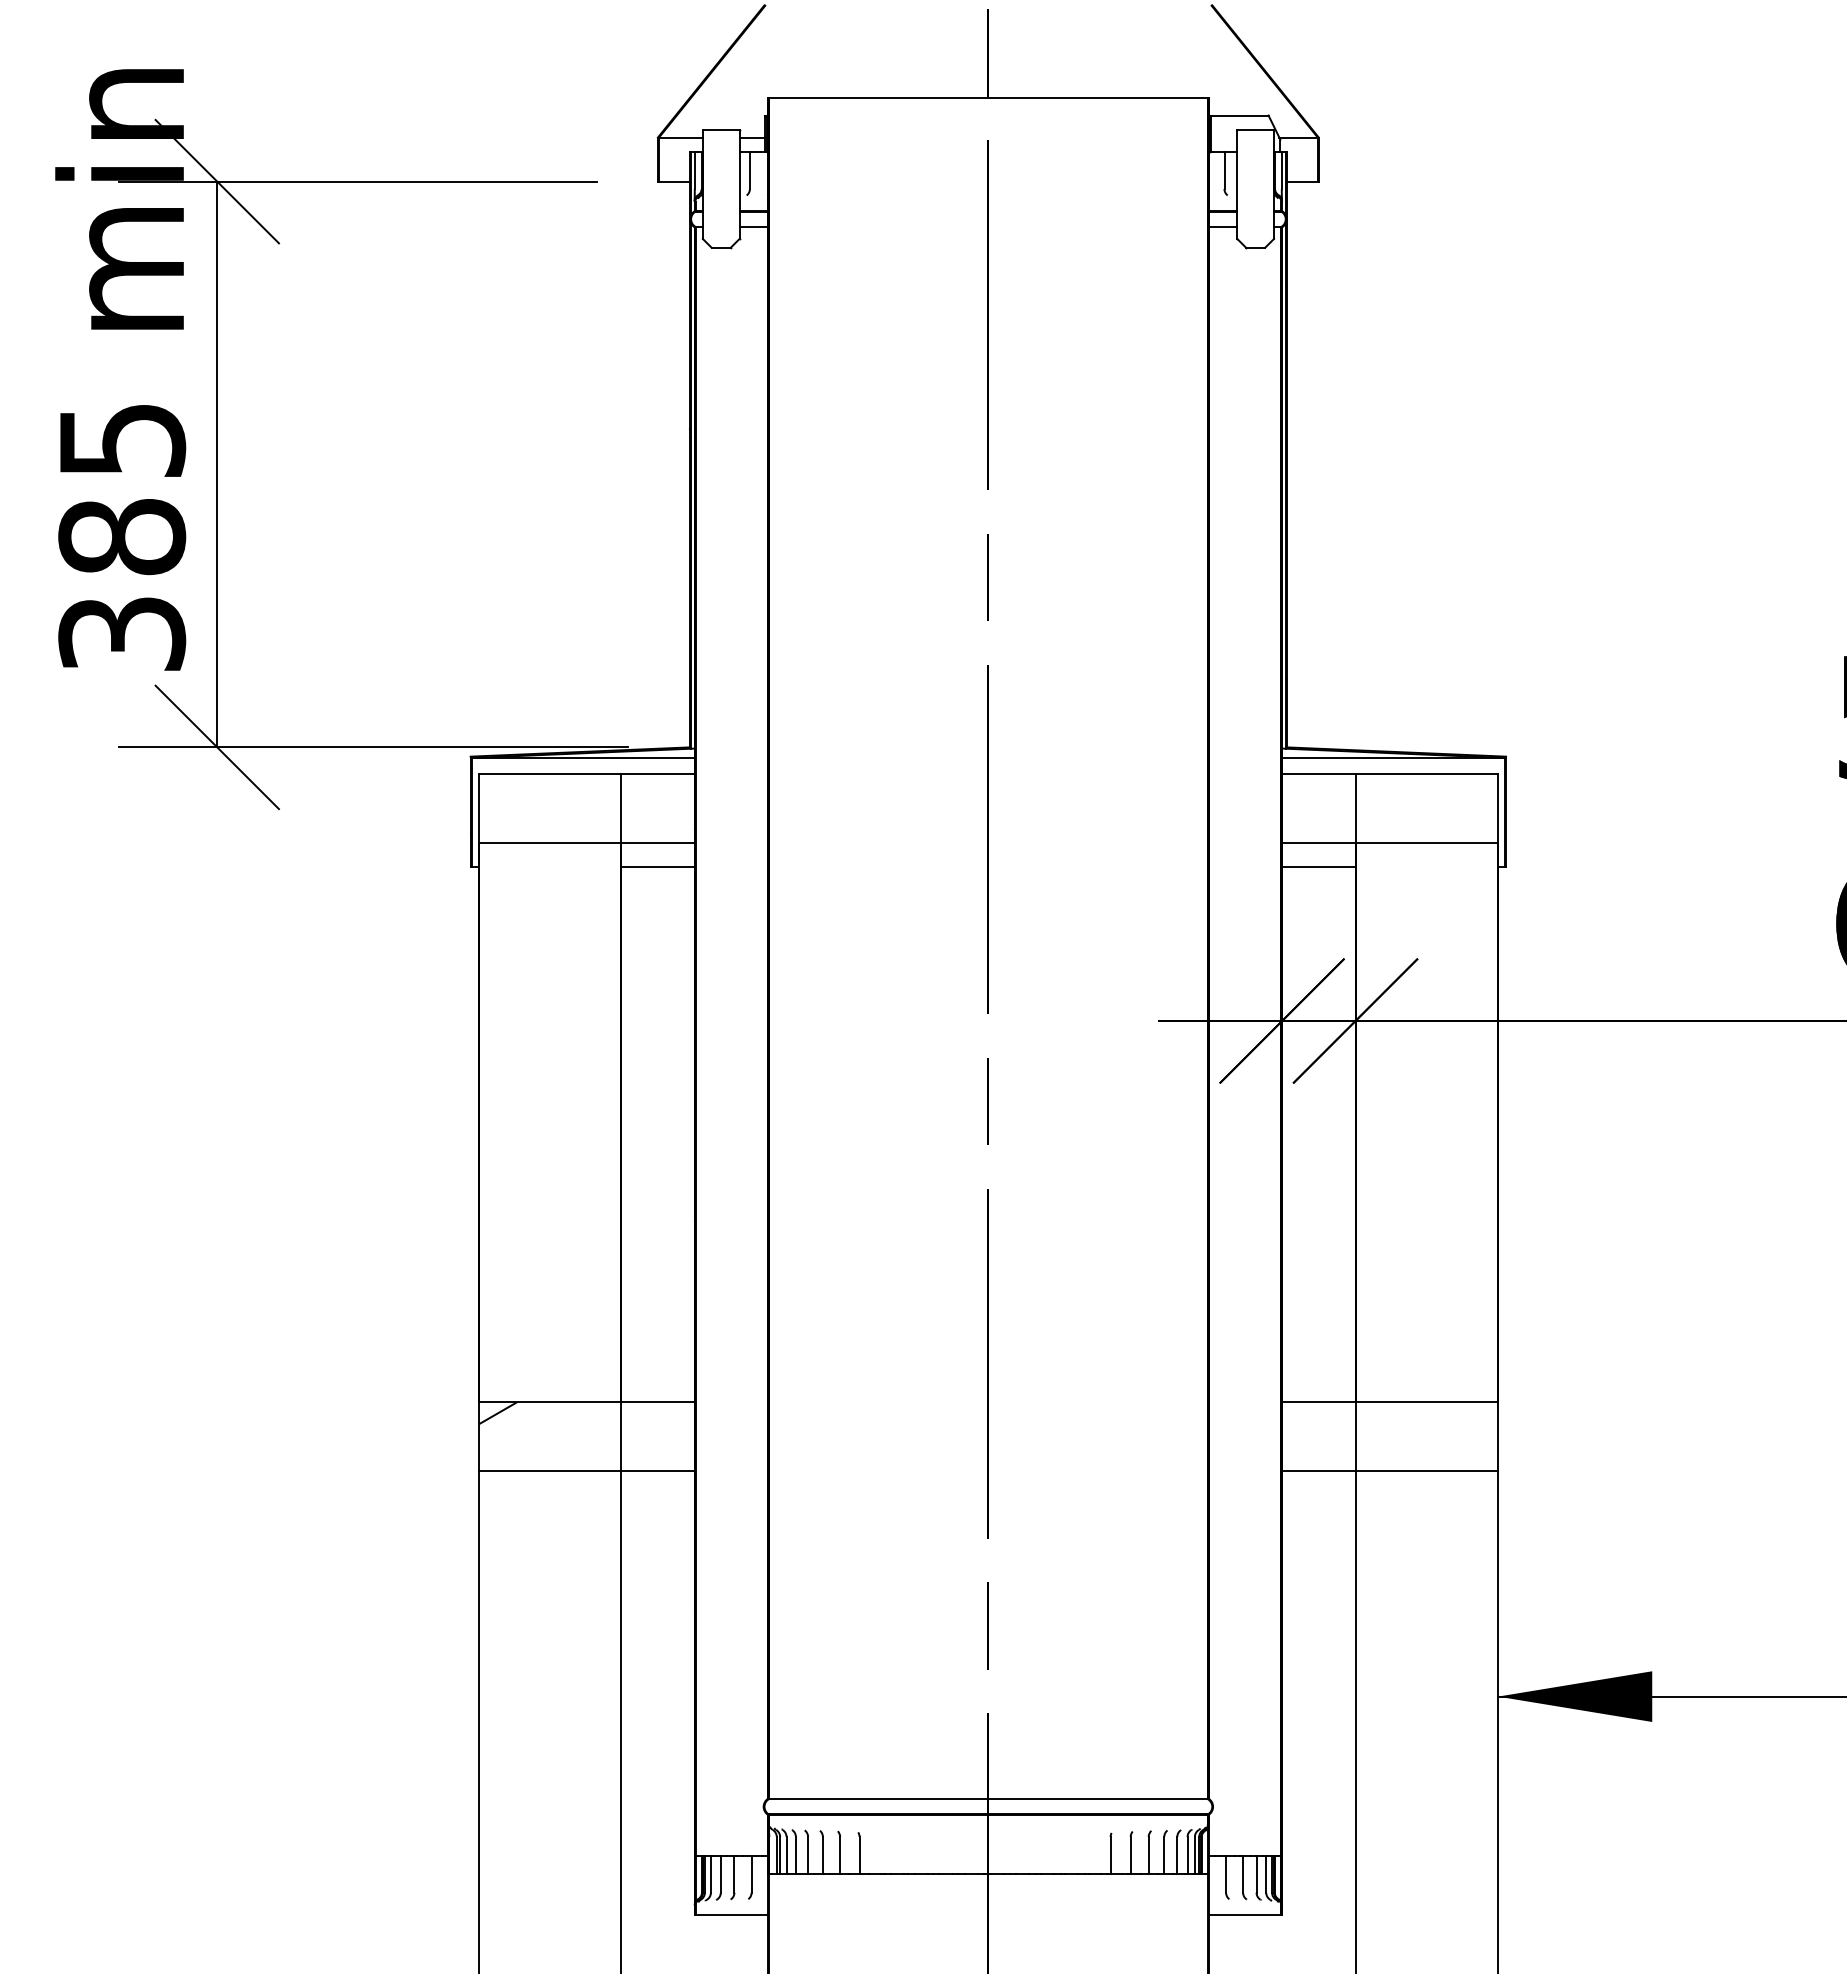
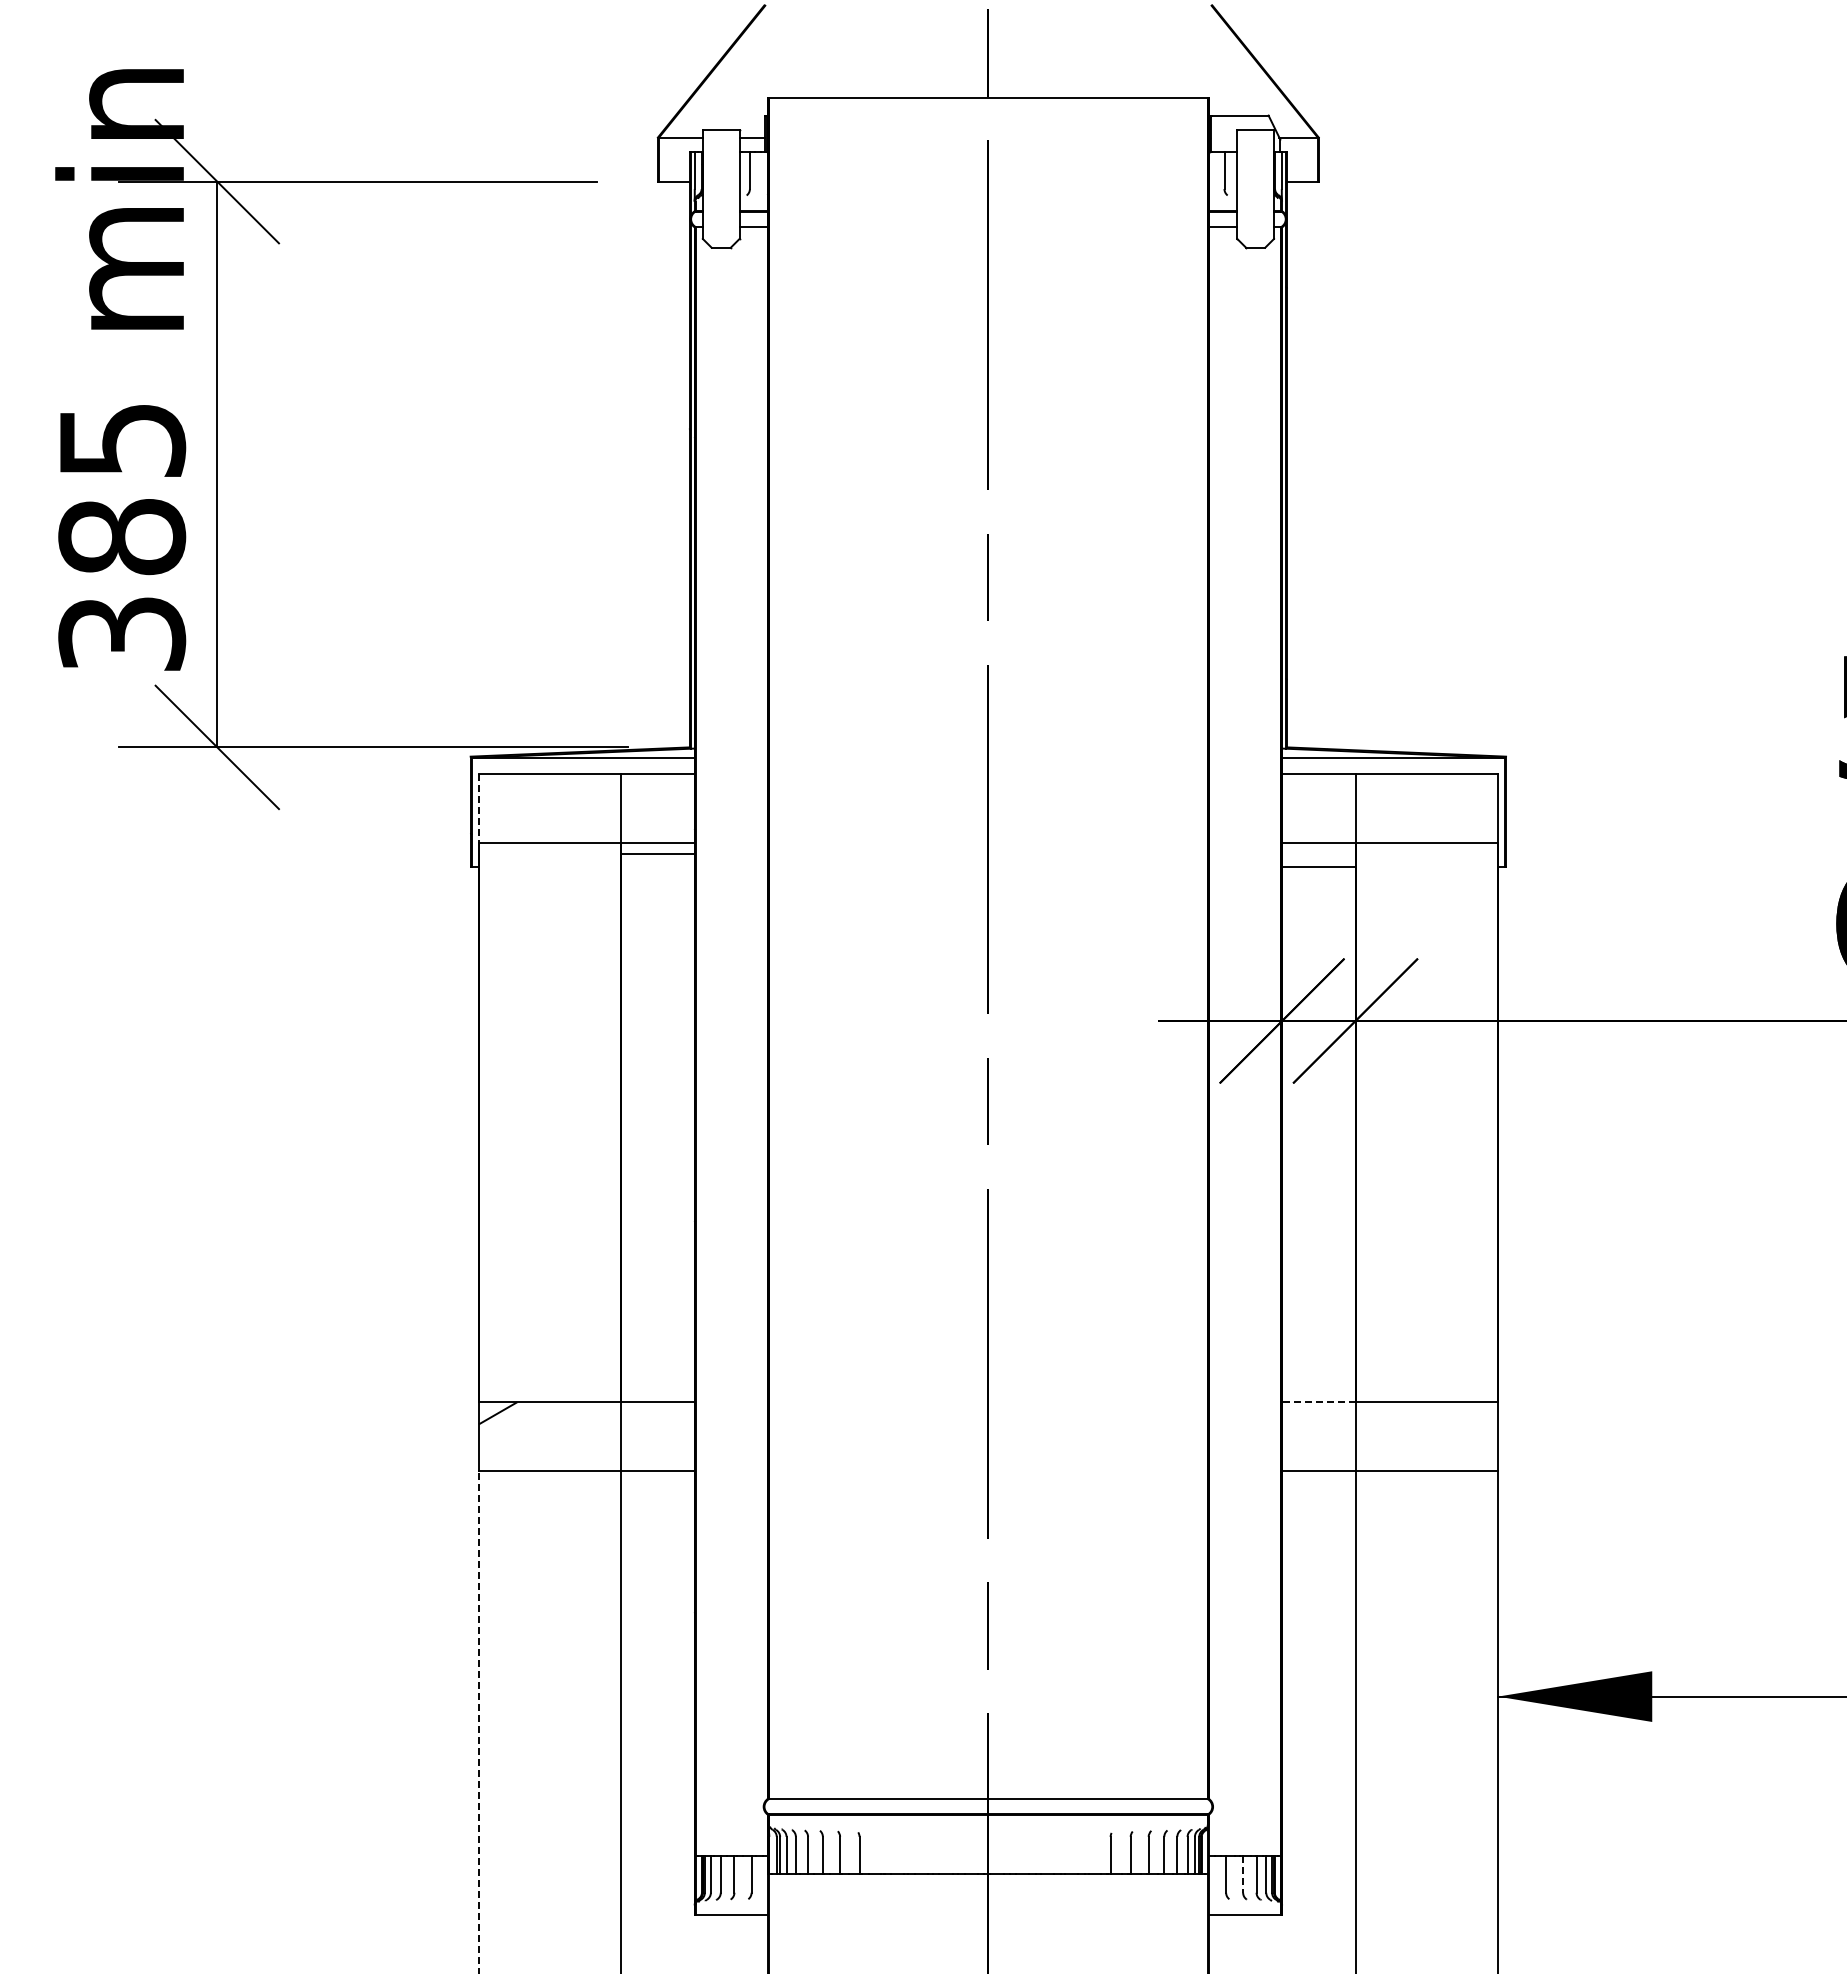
line: solid -> dashed (478, 808)
line position: (657, 866) -> (657, 853) (657, 853)
line: solid -> dashed (1318, 1402)
line: solid -> dashed (478, 1721)
line: solid -> dashed (1243, 1874)
